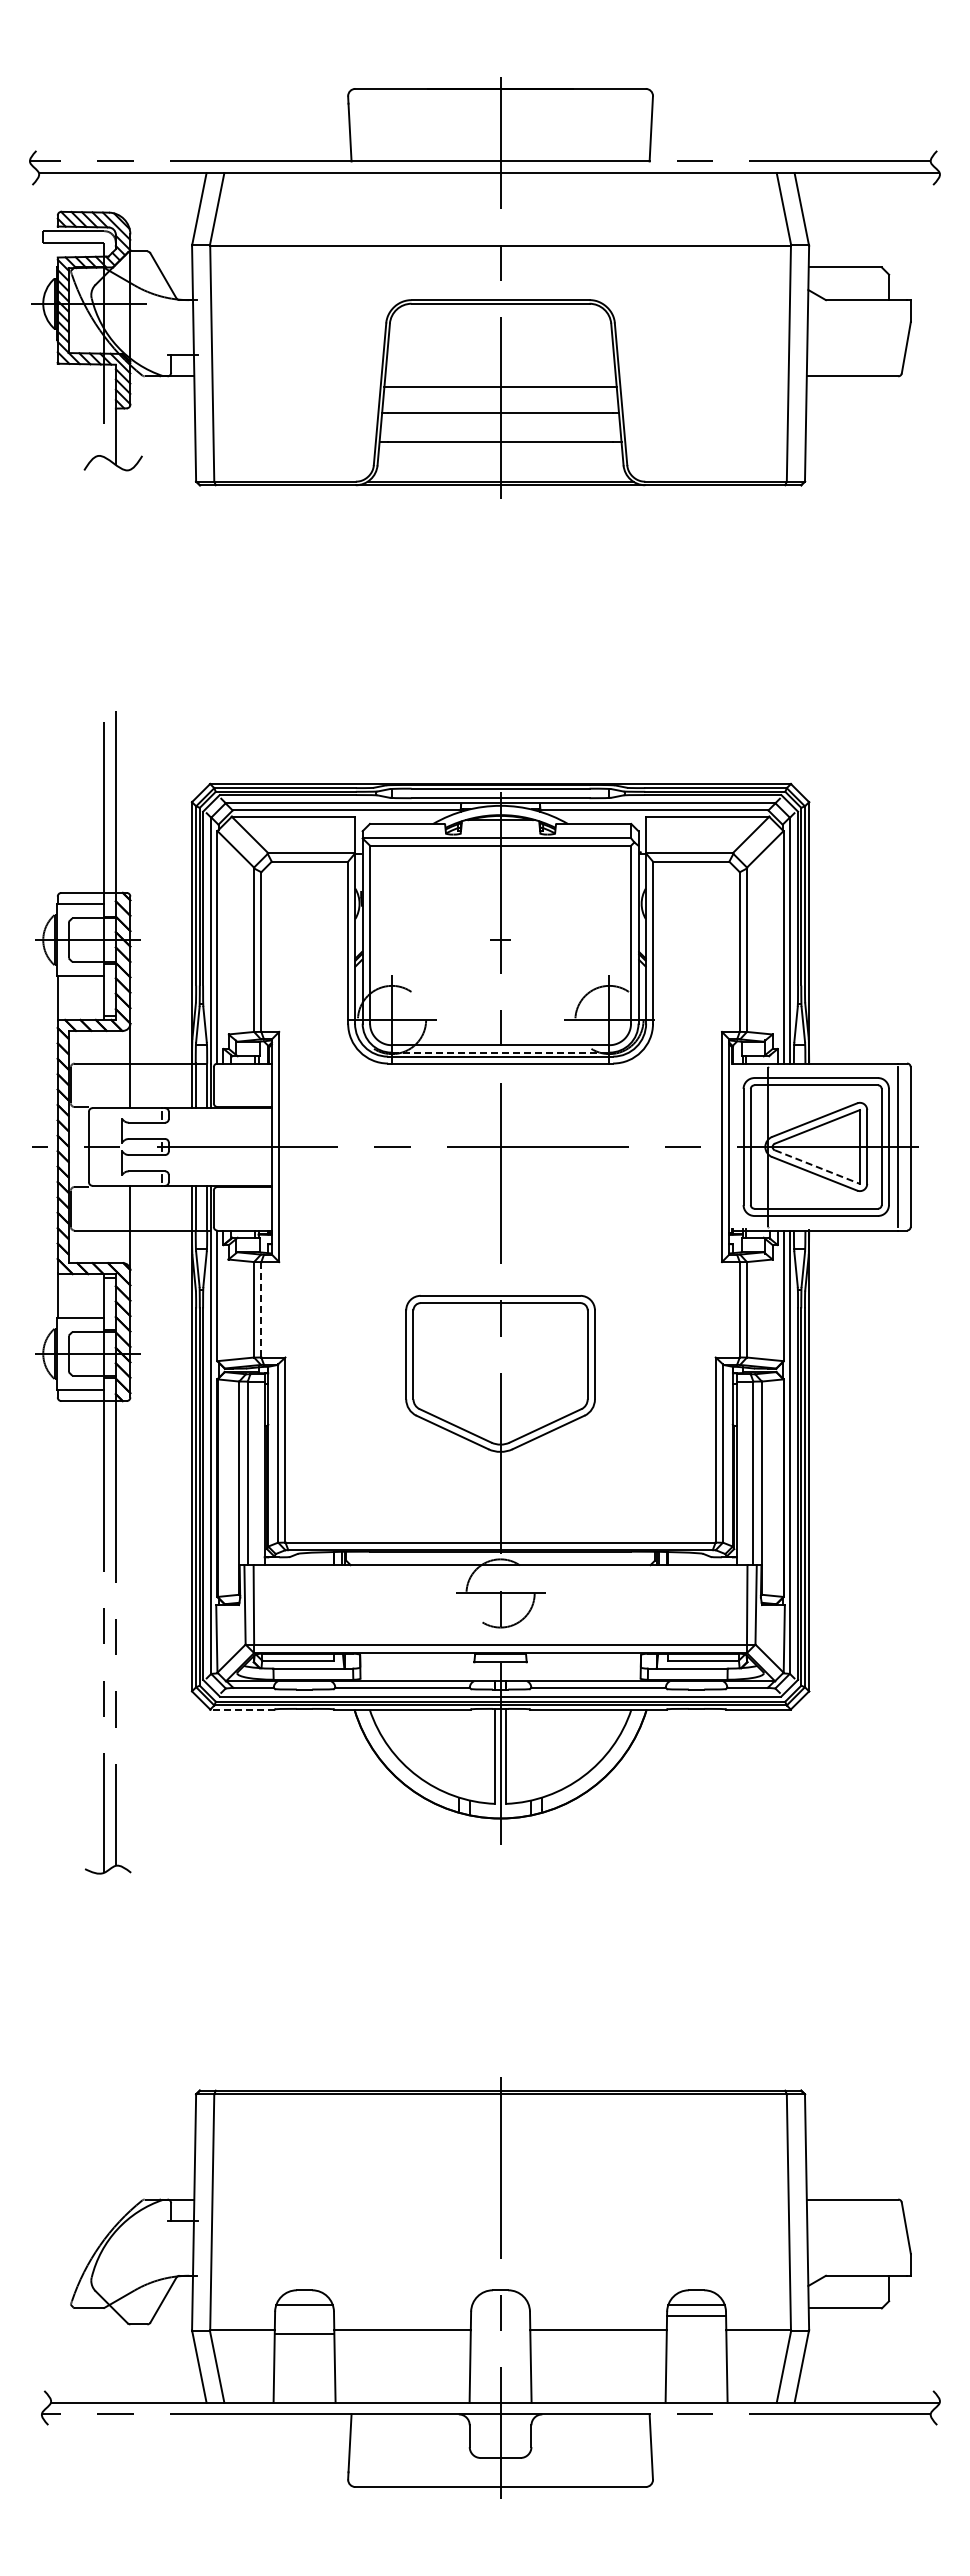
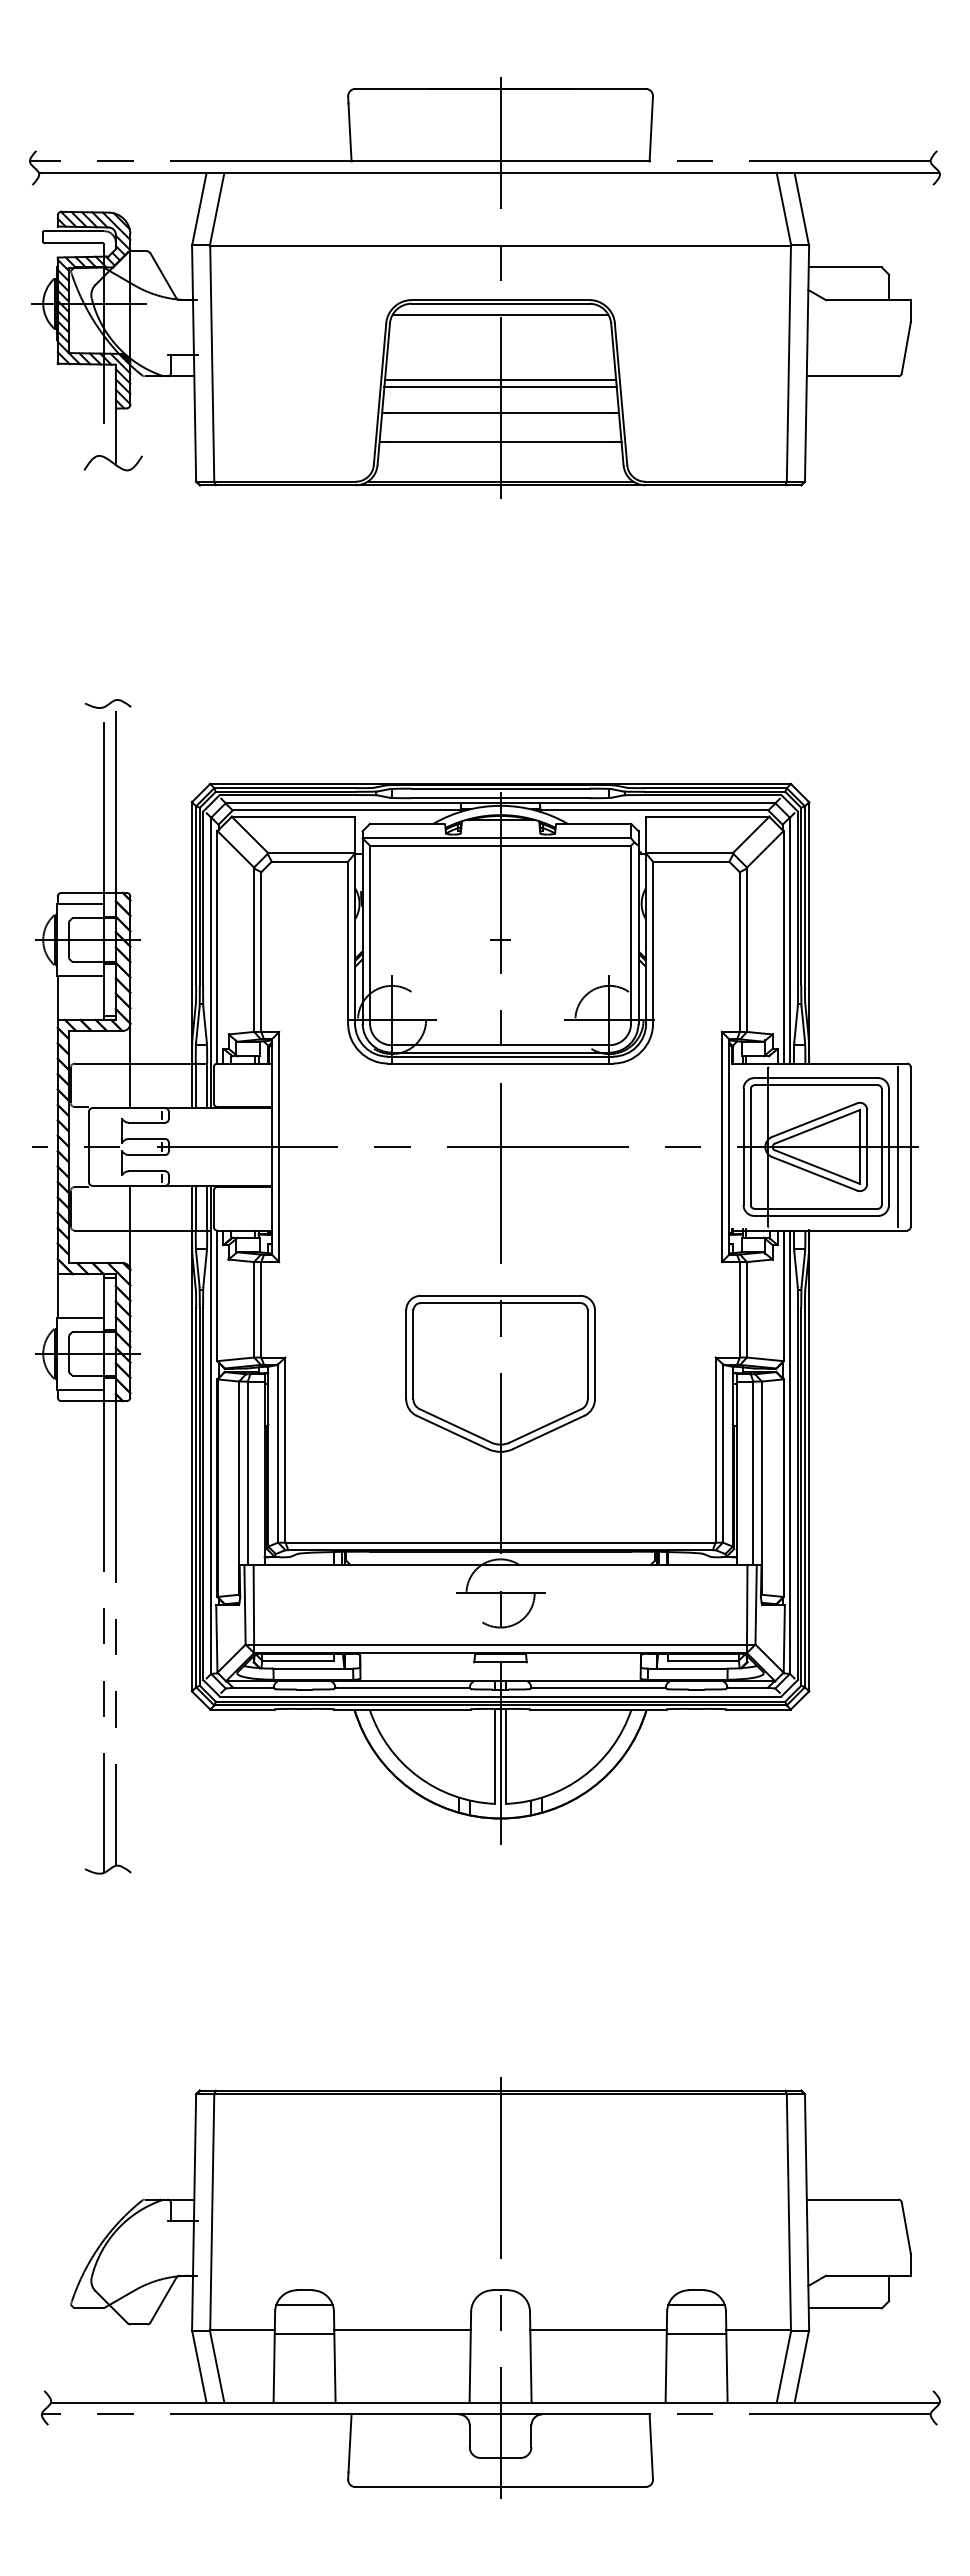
line: none -> present (500, 314)
line: none -> present (500, 379)
curve: none -> present (108, 703)
line: dashed -> solid (500, 1052)
line: dashed -> solid (817, 1167)
line: dashed -> solid (261, 1309)
line: dashed -> solid (242, 1709)
line position: (696, 2315) -> (696, 2333) (696, 2333)
